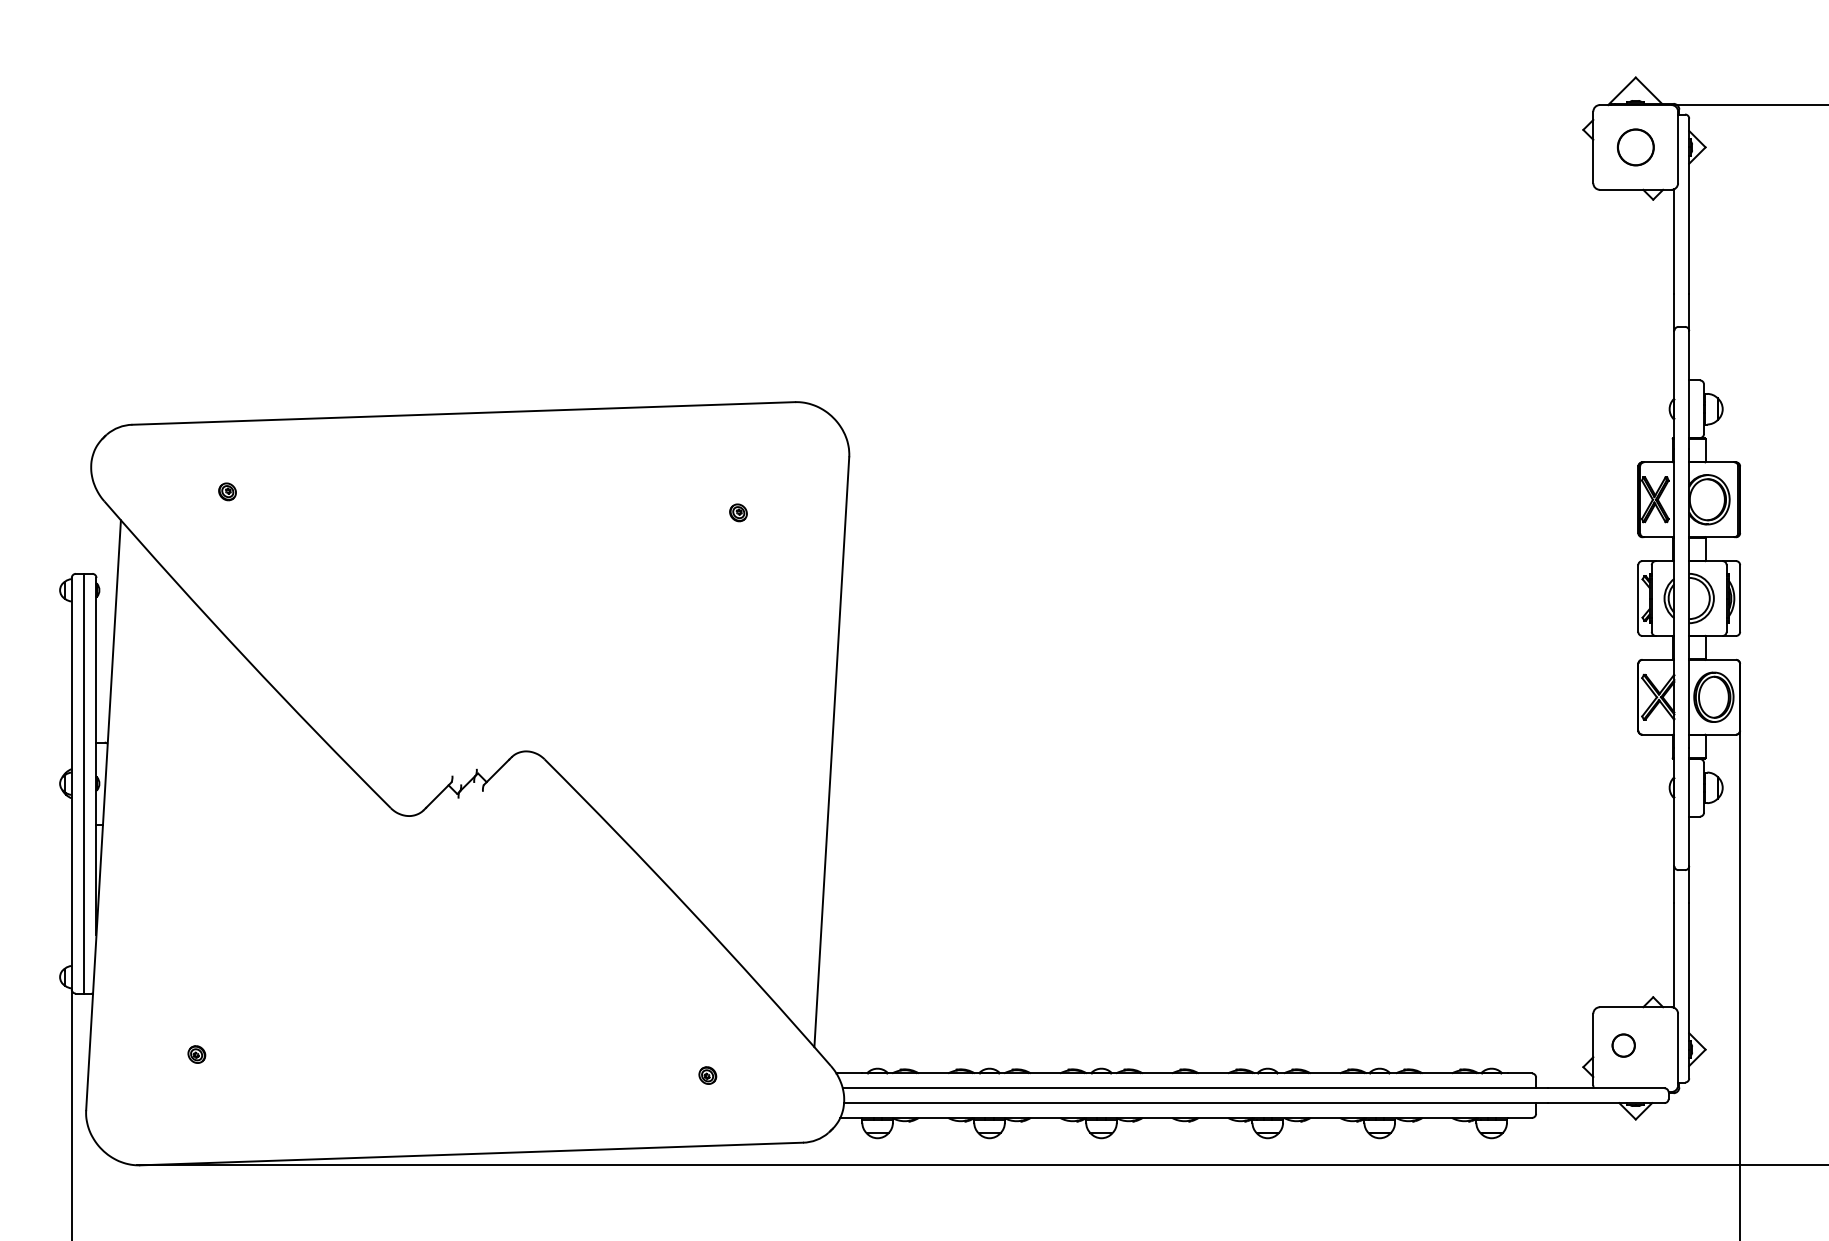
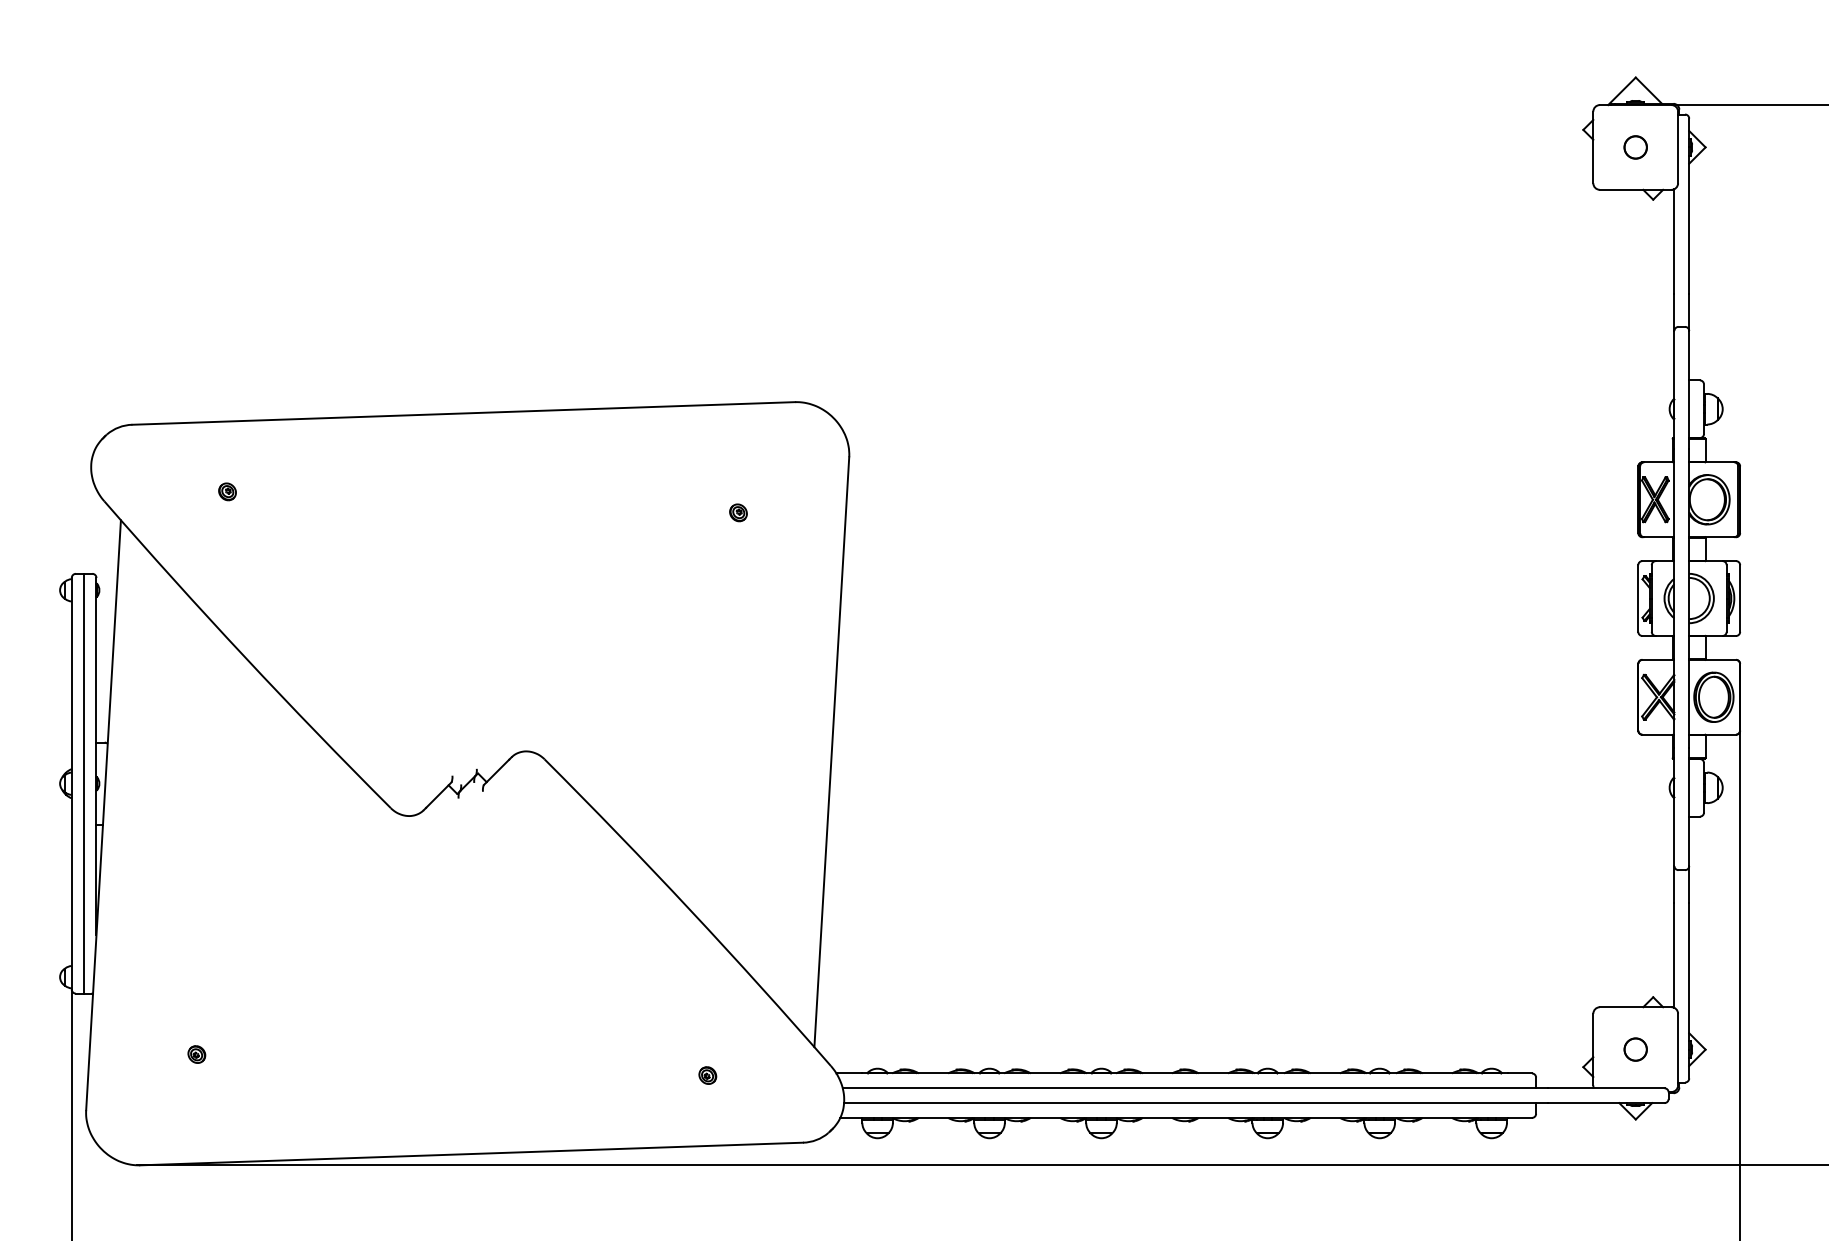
circle size: 39x39 px -> 25x25 px (1635, 147)
circle position: (1623, 1045) -> (1635, 1049) (1635, 1049)
